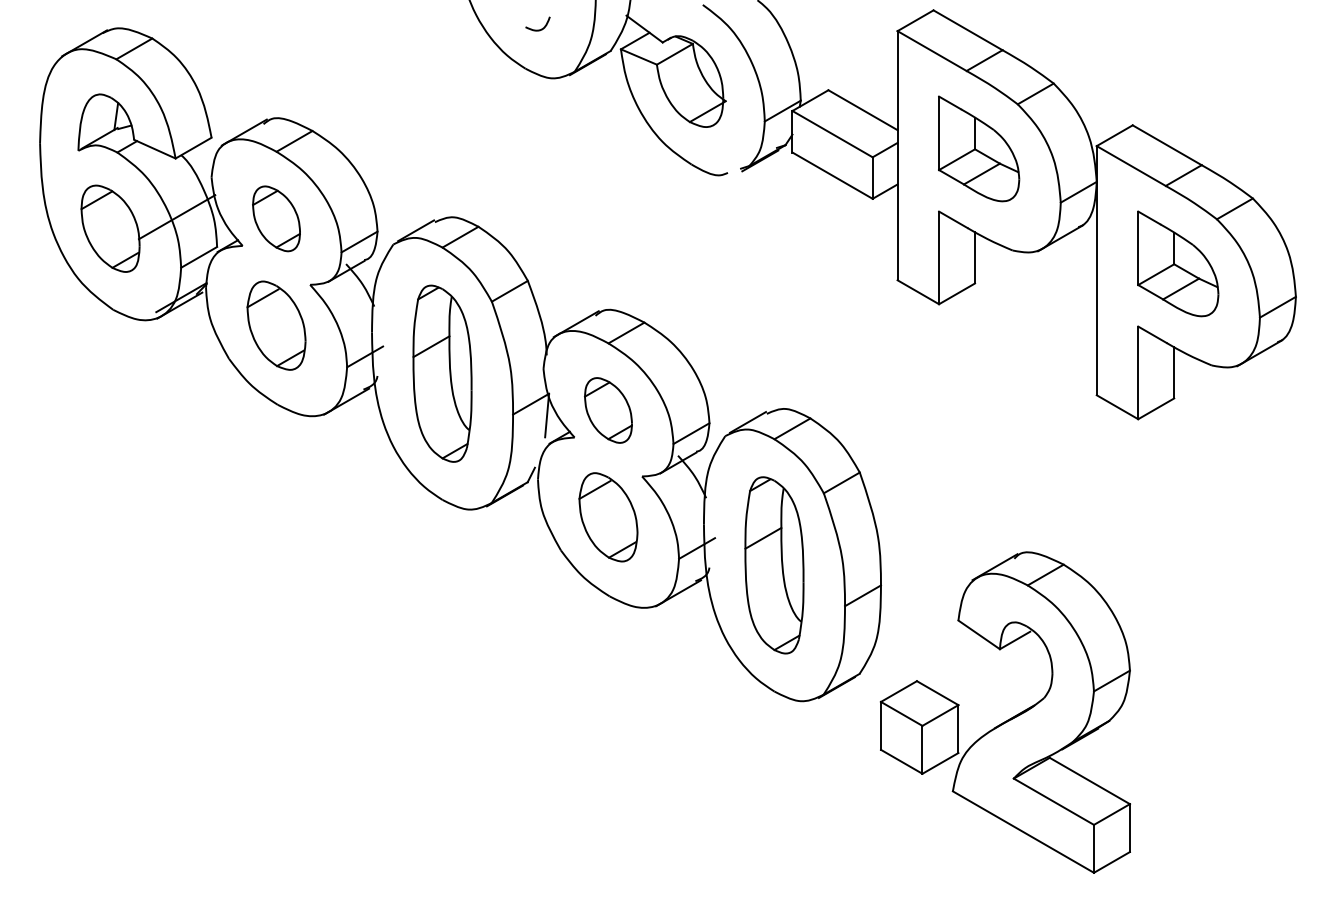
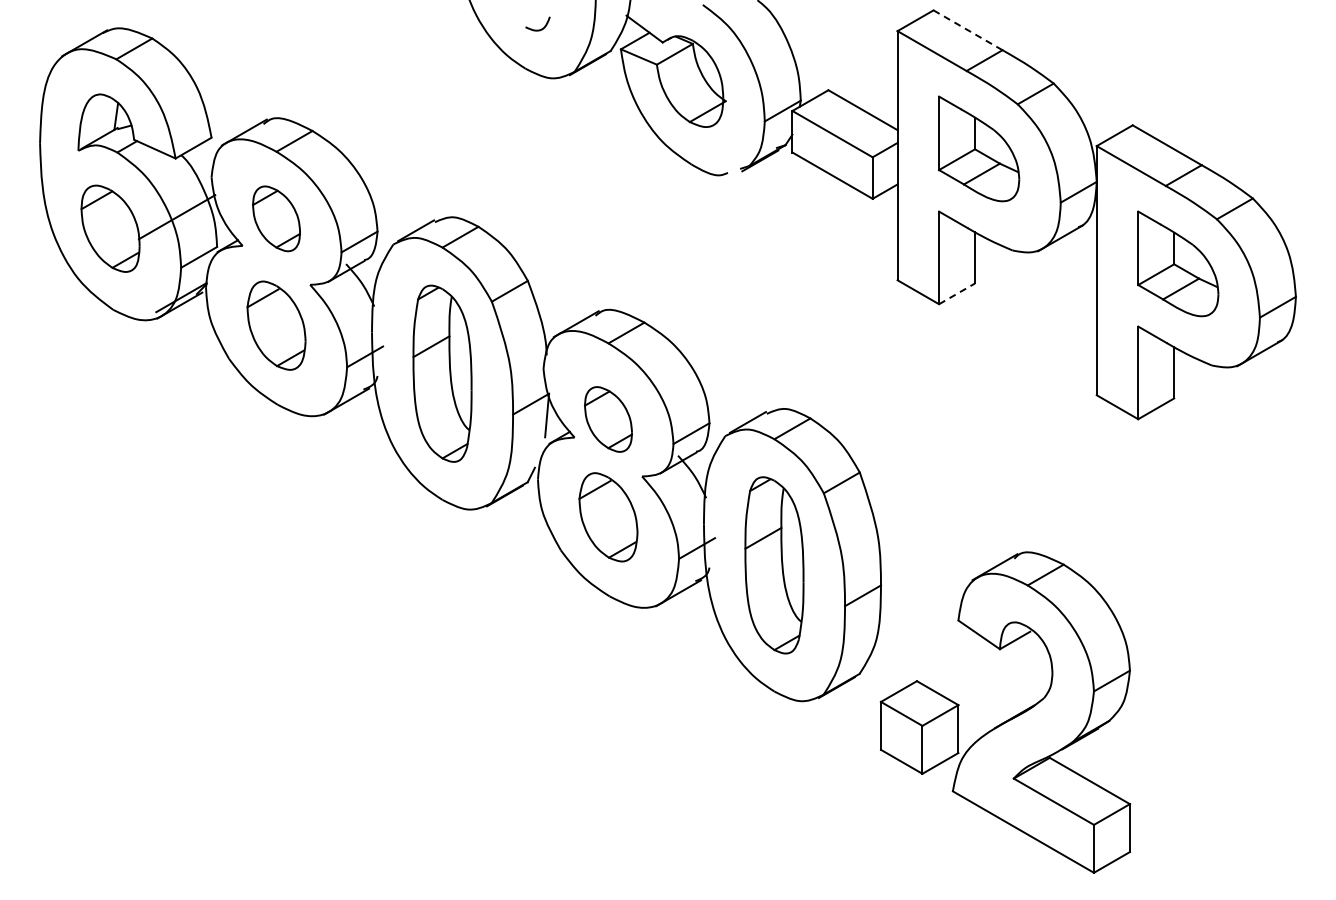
line: solid -> dashed (968, 30)
line: solid -> dashed (957, 293)
part position: (608, 410) -> (608, 419) (608, 419)
